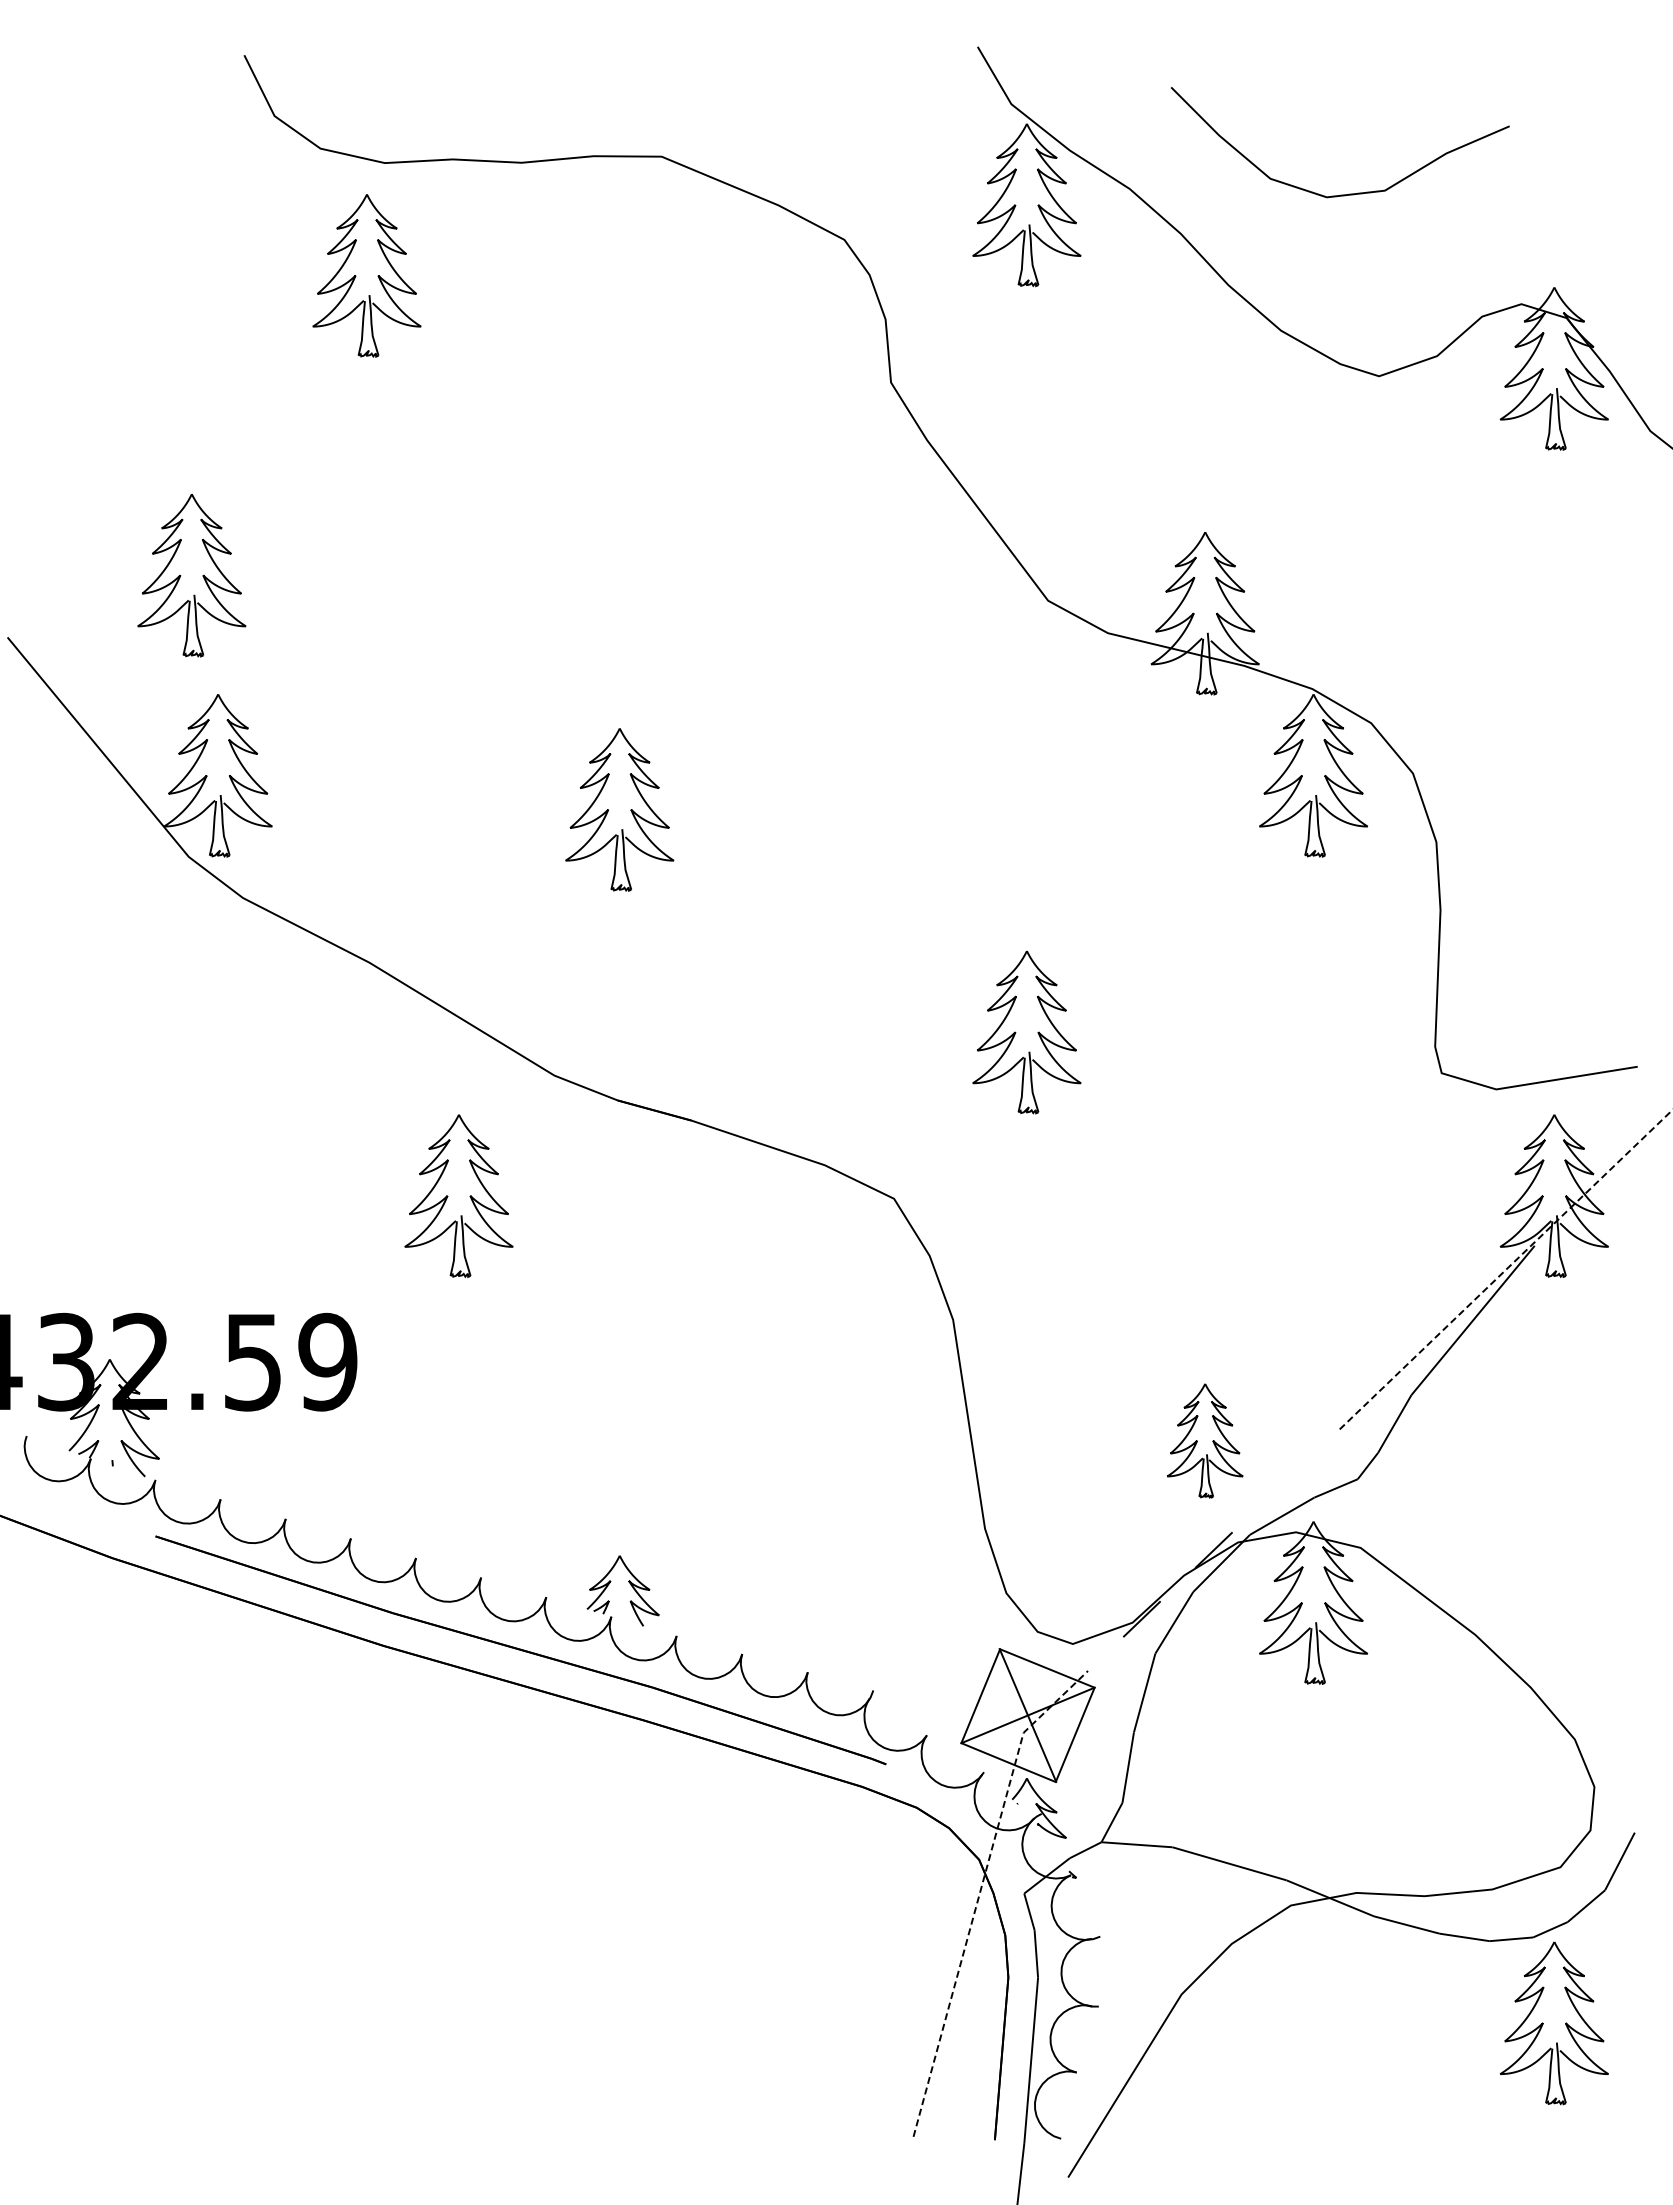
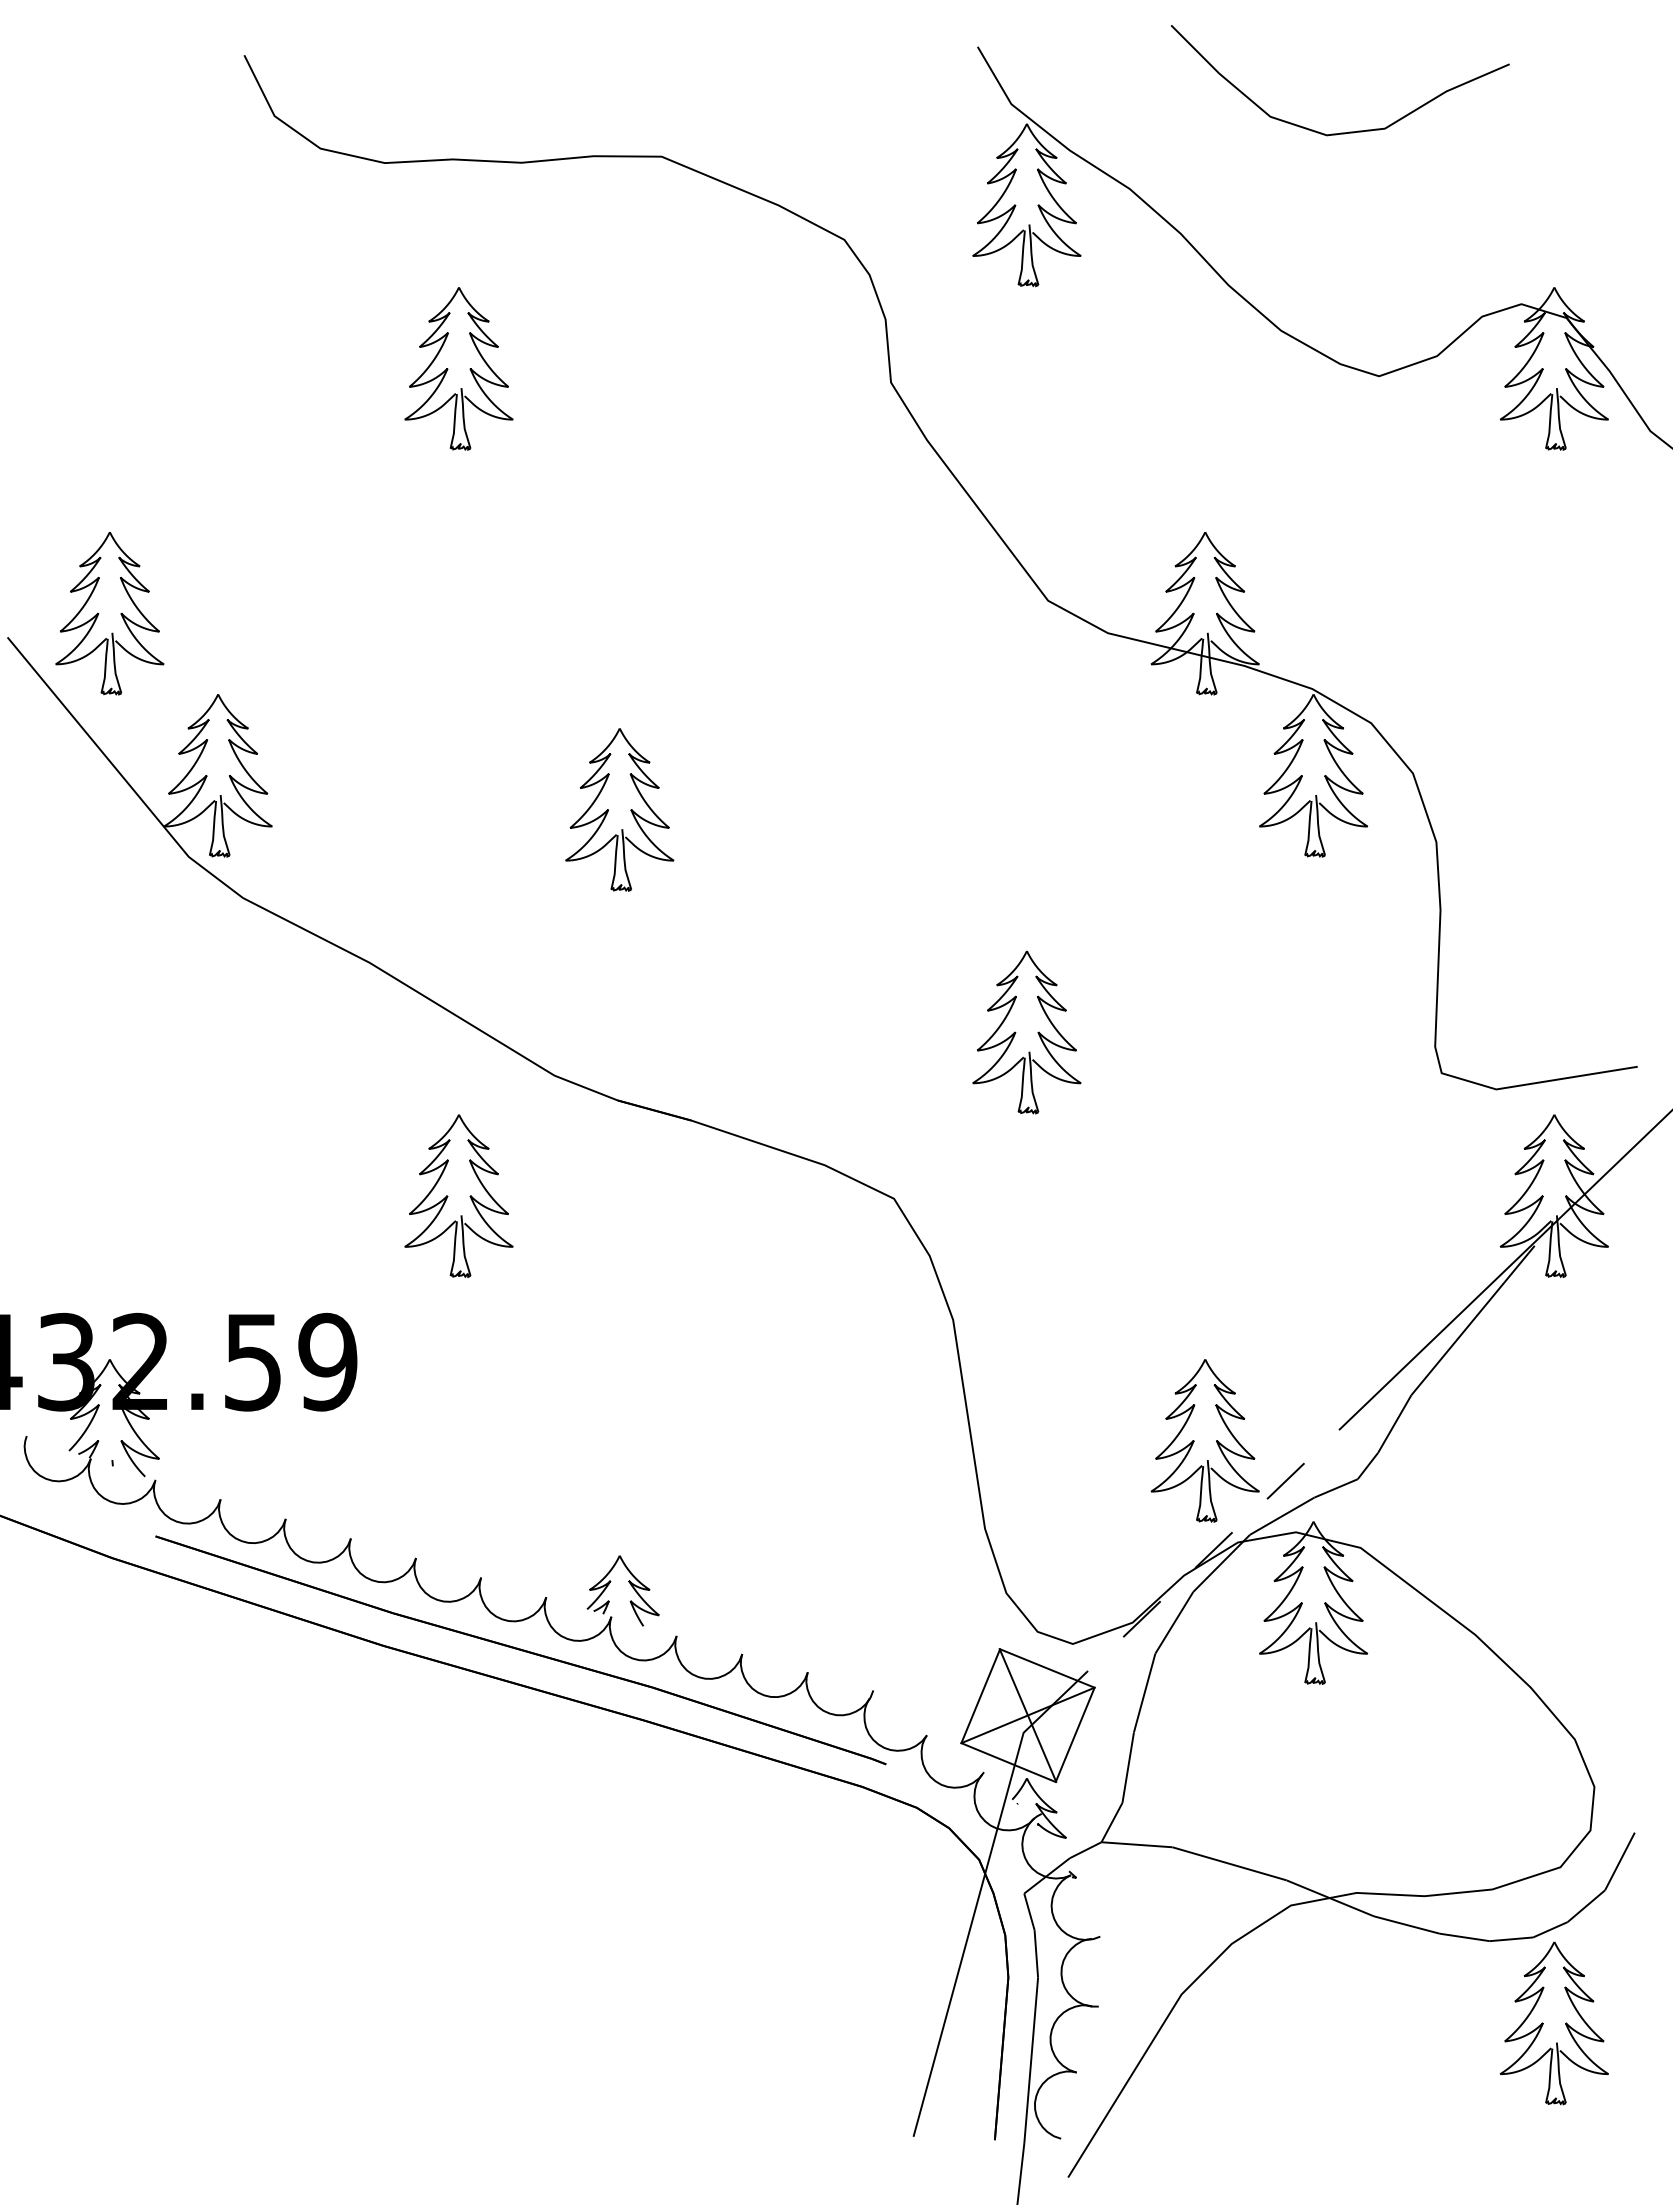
curve position: (1349, 193) -> (1349, 131) (1349, 131)
part position: (366, 275) -> (458, 368) (458, 368)
part position: (191, 575) -> (109, 613) (109, 613)
line: dashed -> solid (1506, 1269)
part size: 77x116 px -> 110x164 px (1204, 1440)
line: none -> present (1285, 1480)
line: dashed -> solid (980, 1890)
